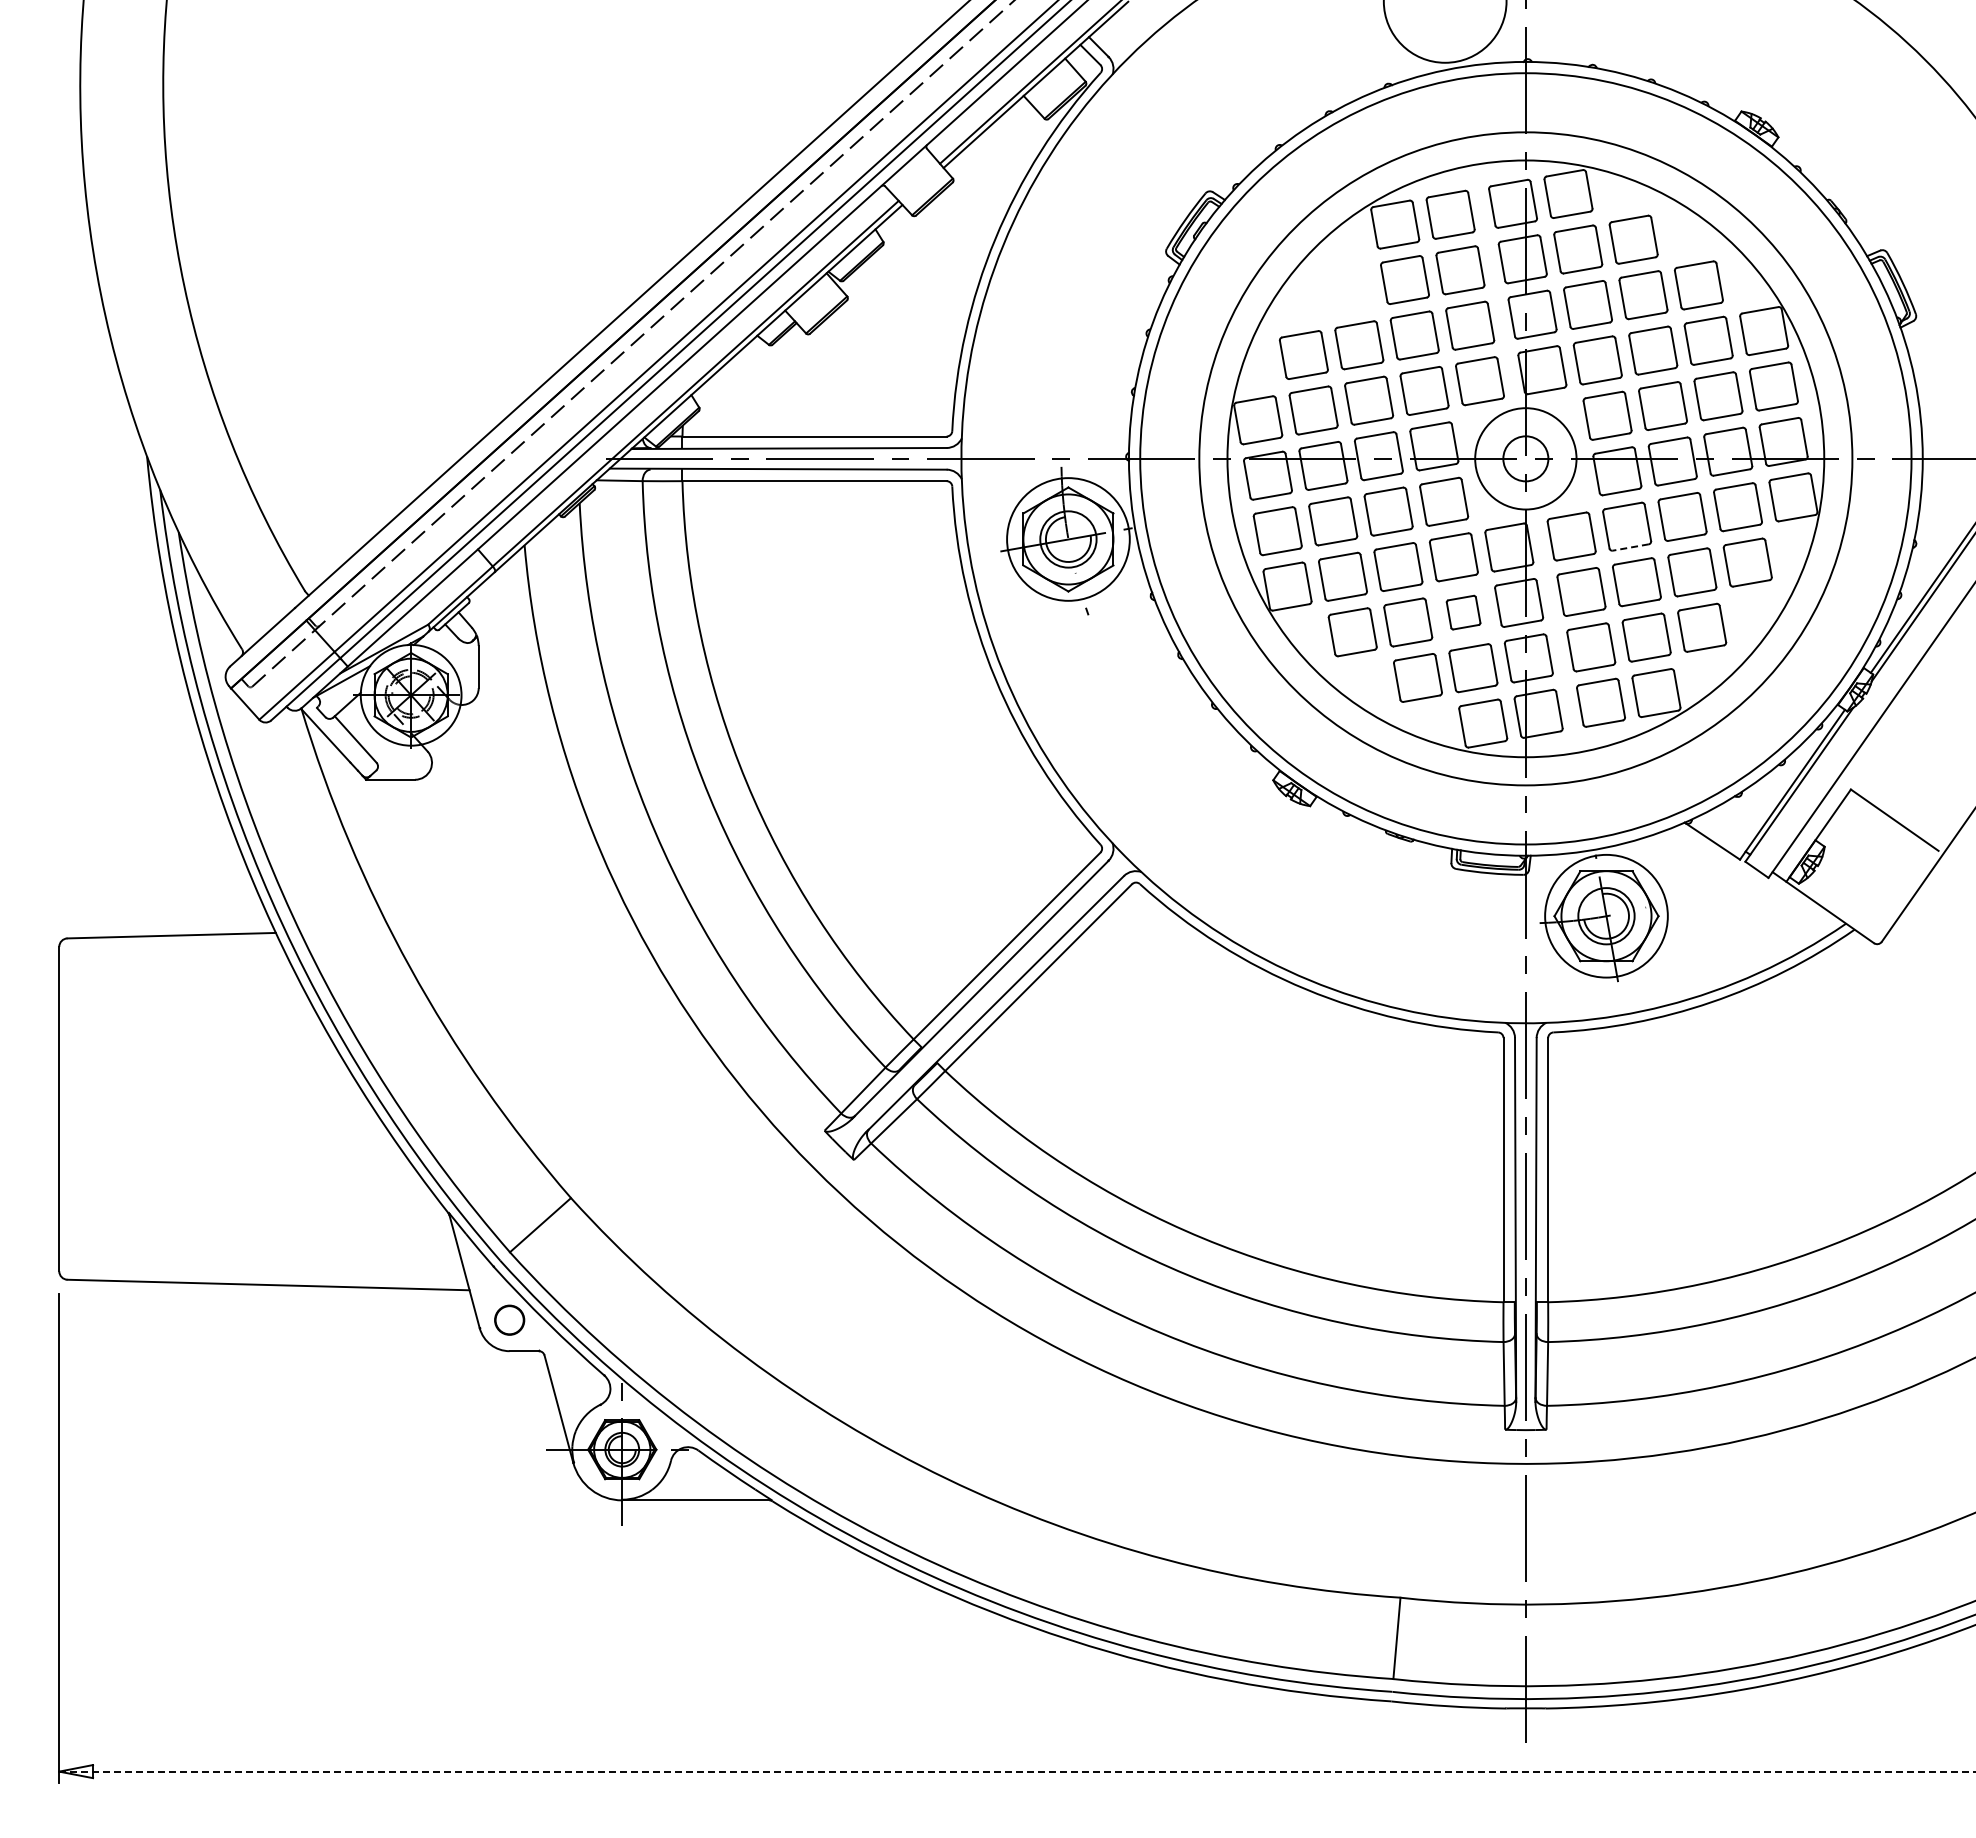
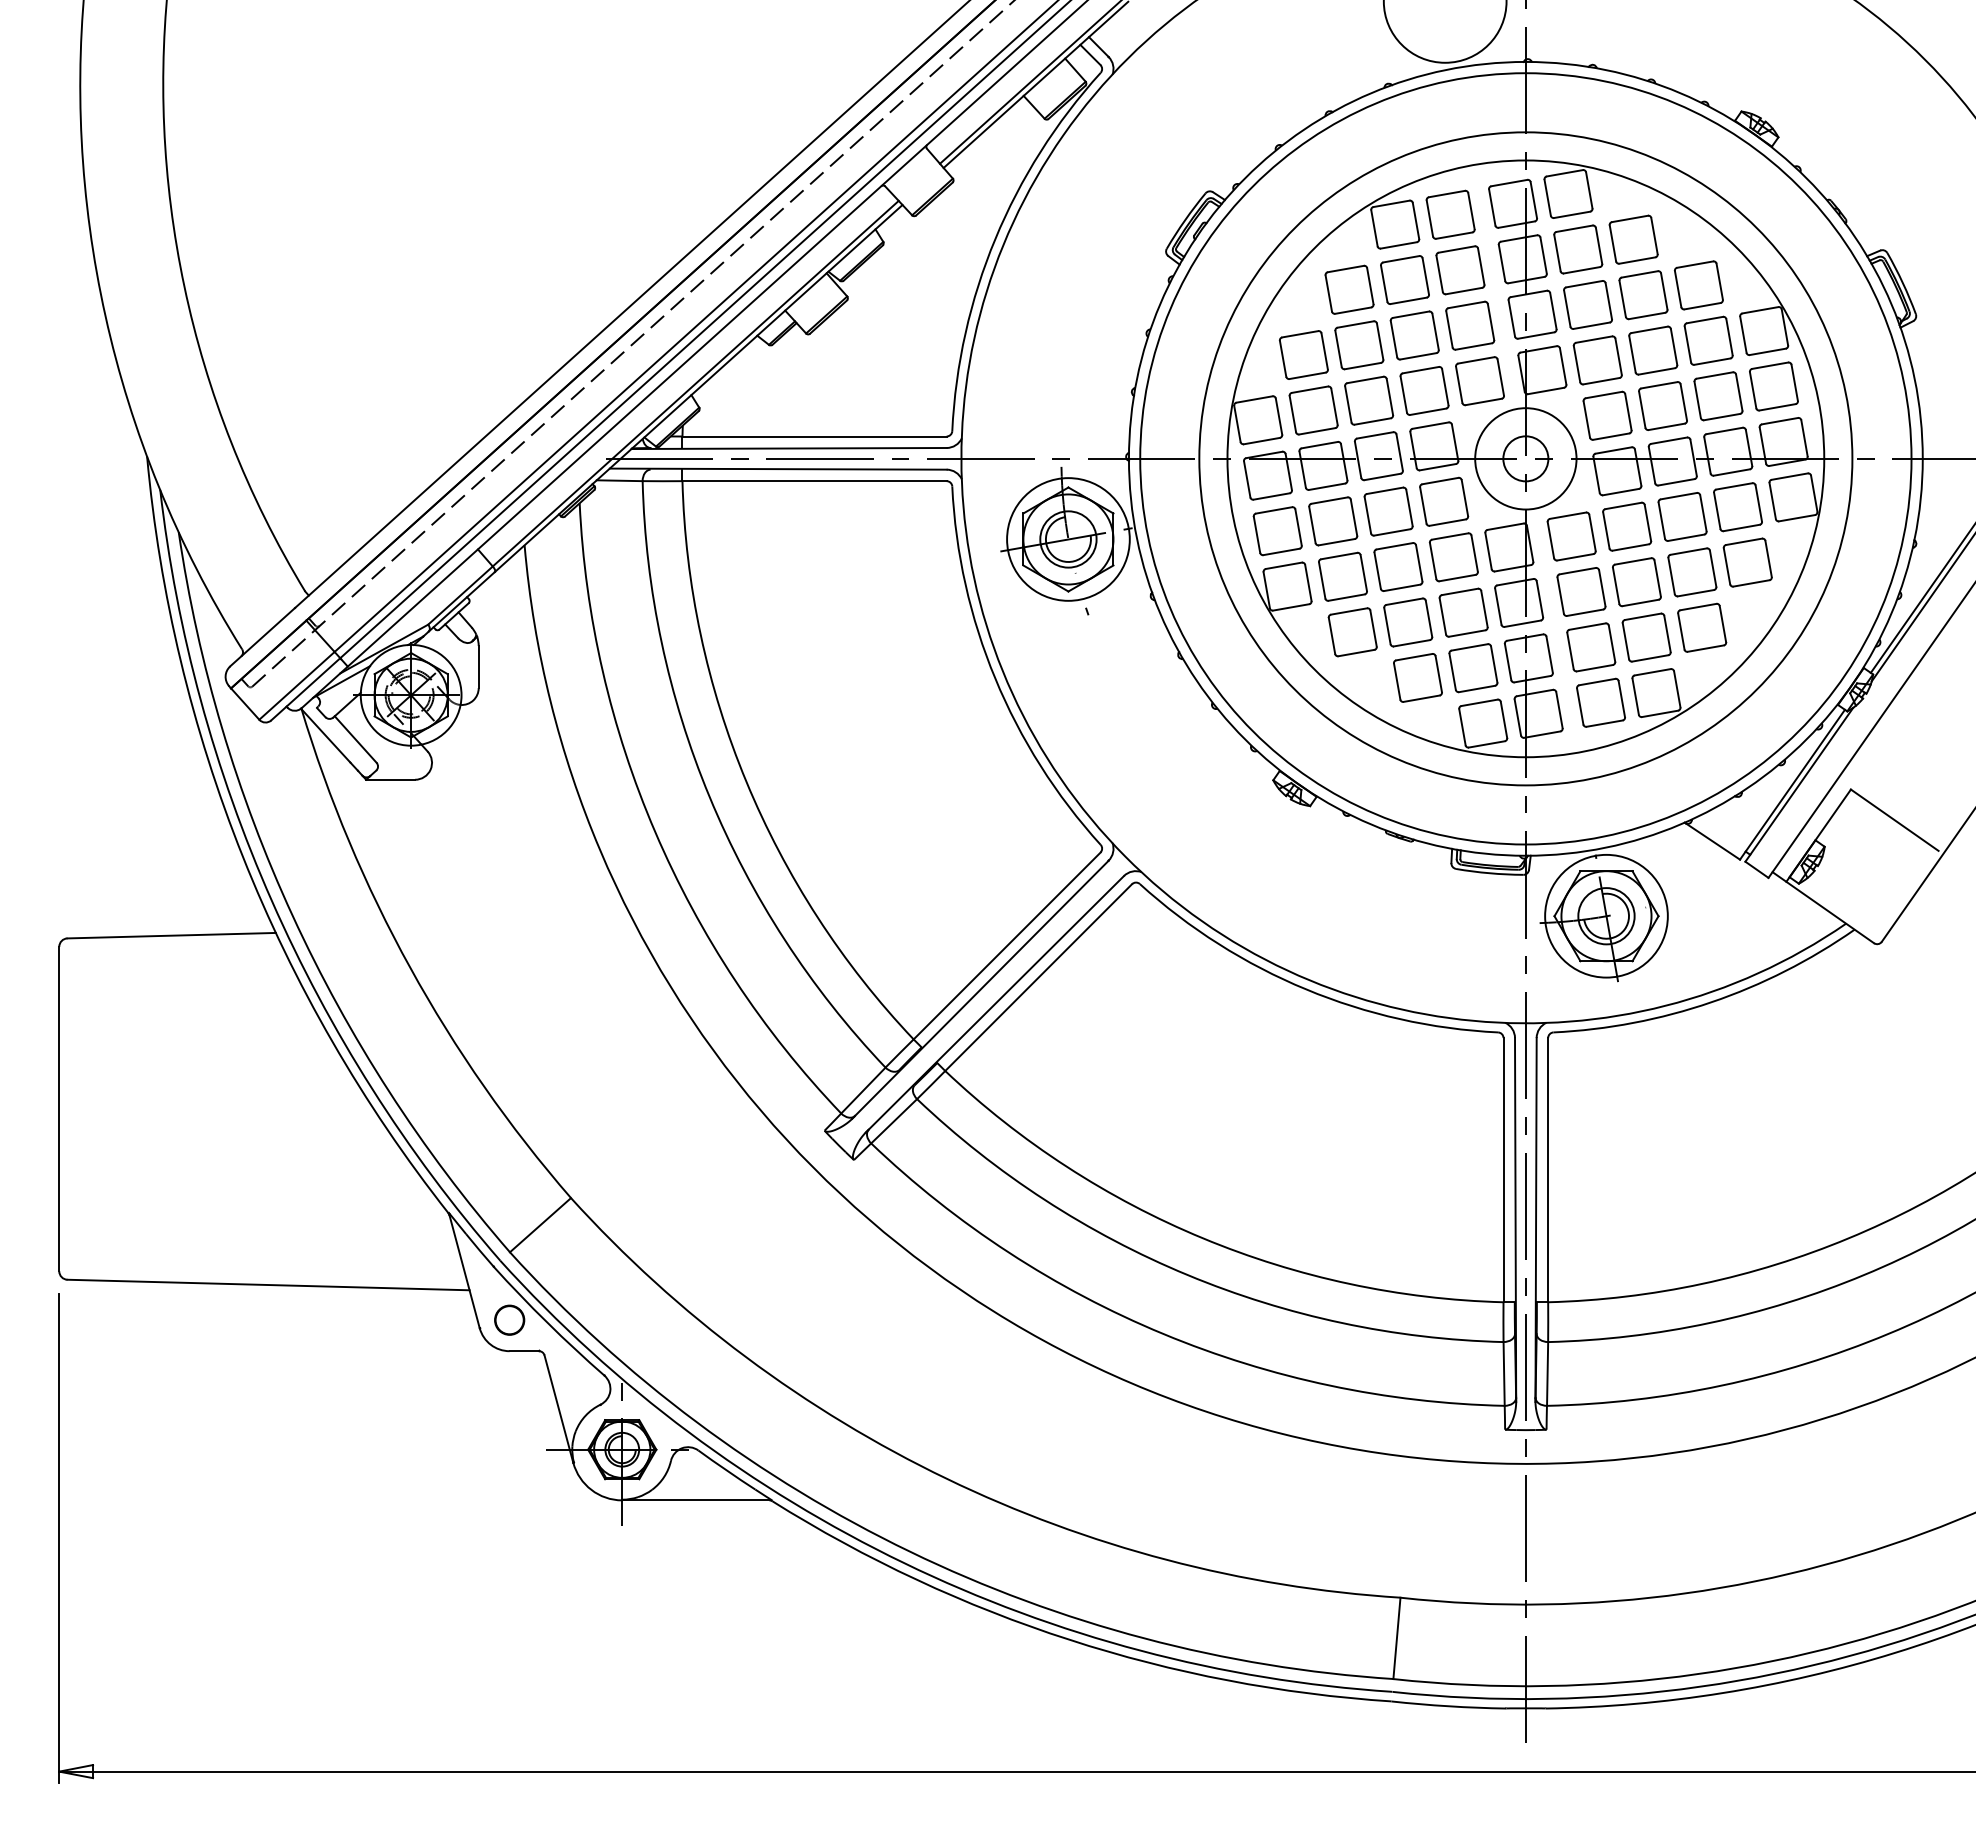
part: none -> present (1349, 289)
line: dashed -> solid (1630, 547)
part size: 37x37 px -> 51x51 px (1463, 612)
line: dashed -> solid (1017, 1771)
